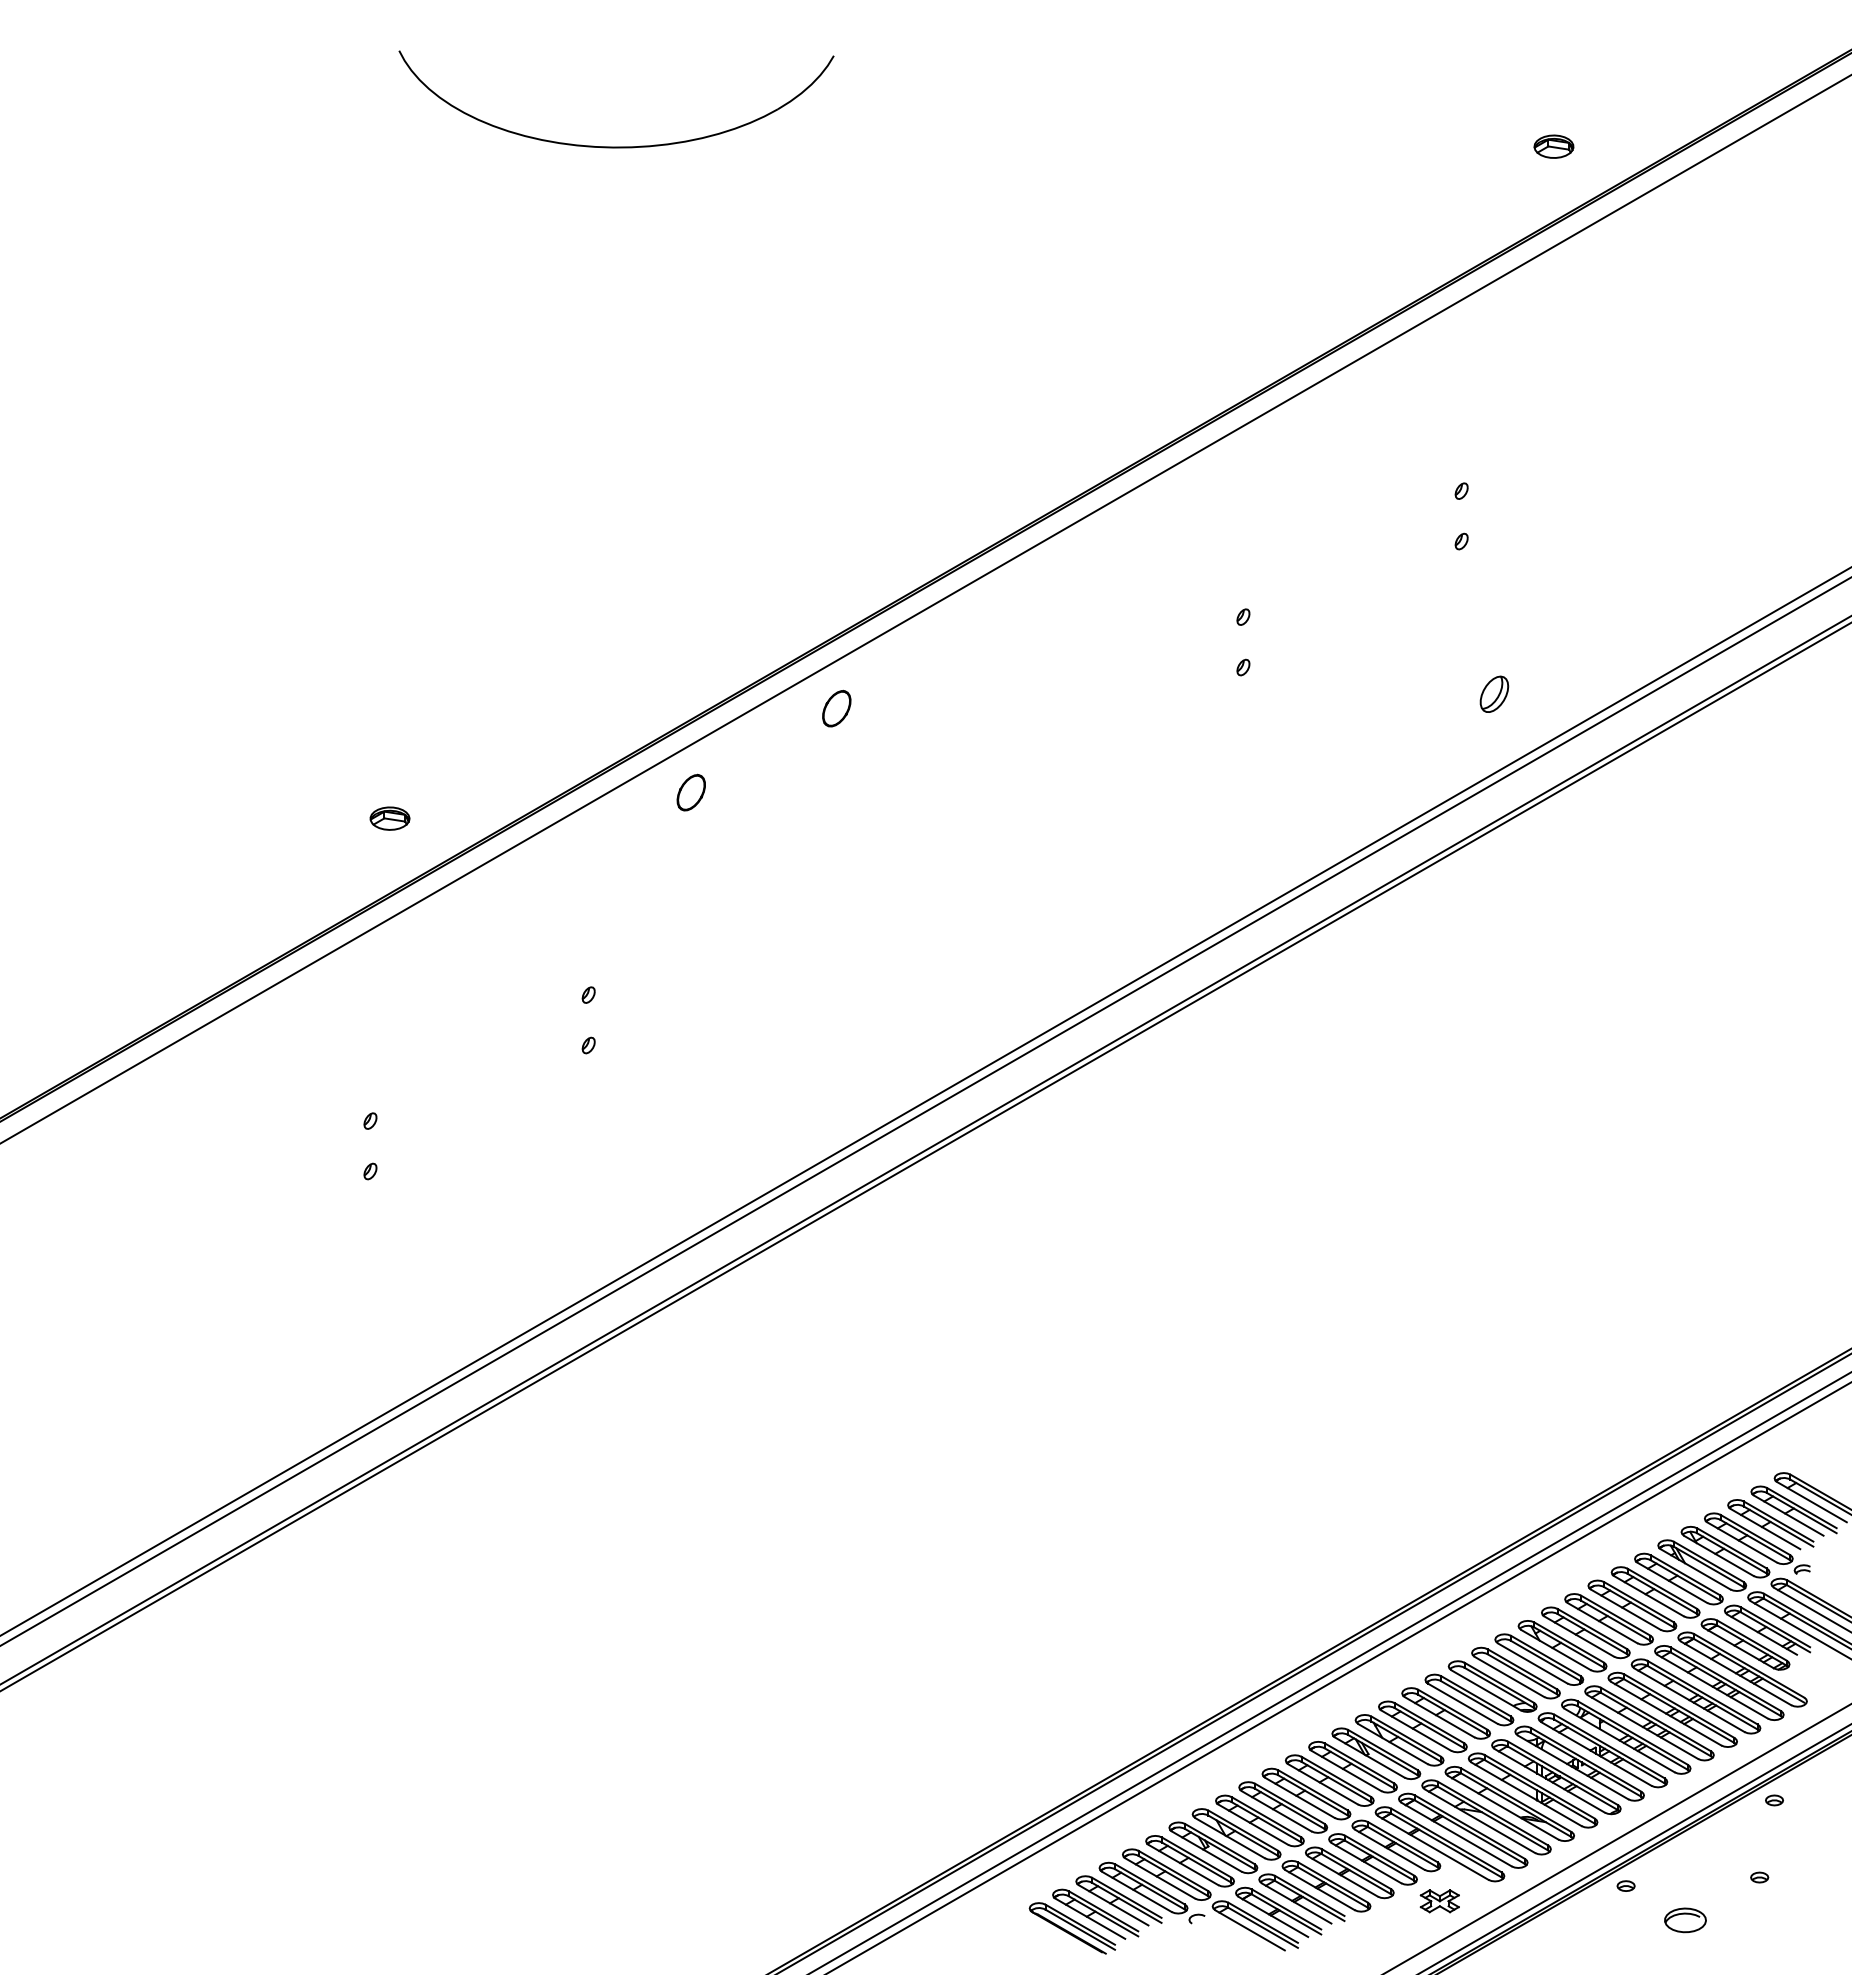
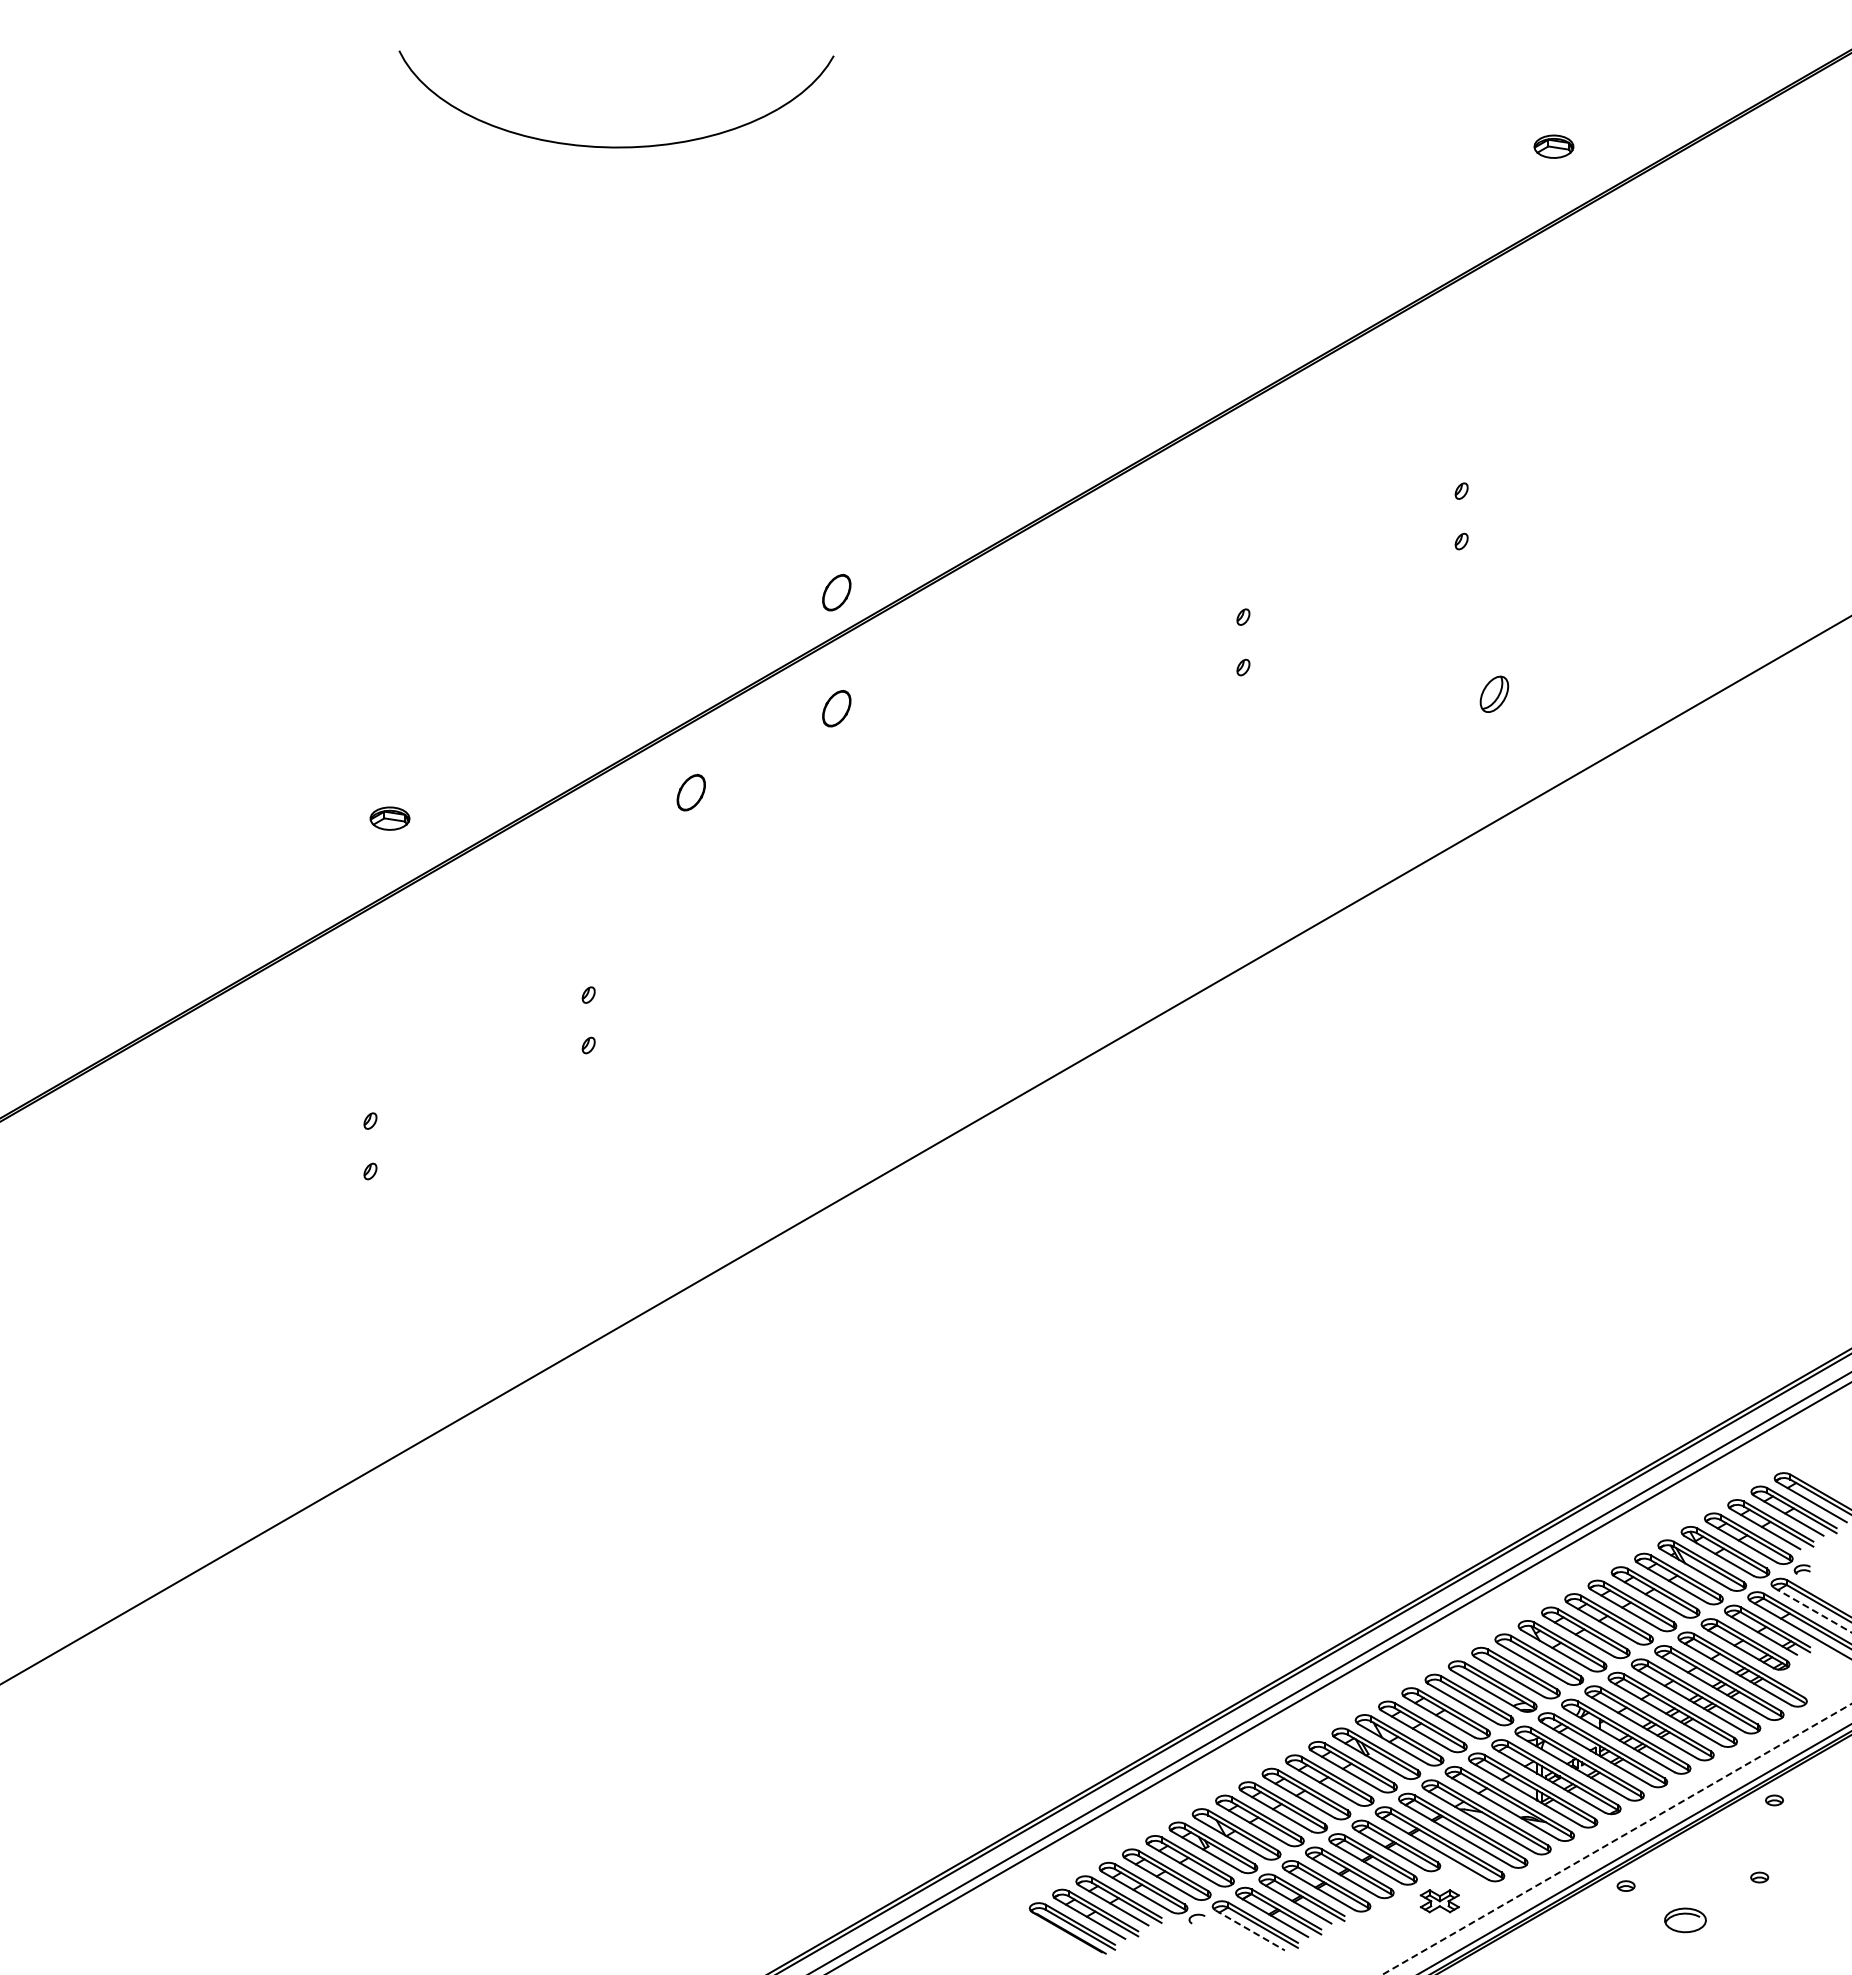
part: none -> present (836, 592)
line: present -> none (925, 609)
line: present -> none (925, 1101)
line: present -> none (925, 1111)
line: present -> none (925, 1157)
line: solid -> dashed (1812, 1610)
line: solid -> dashed (1617, 1839)
line: solid -> dashed (1250, 1930)
